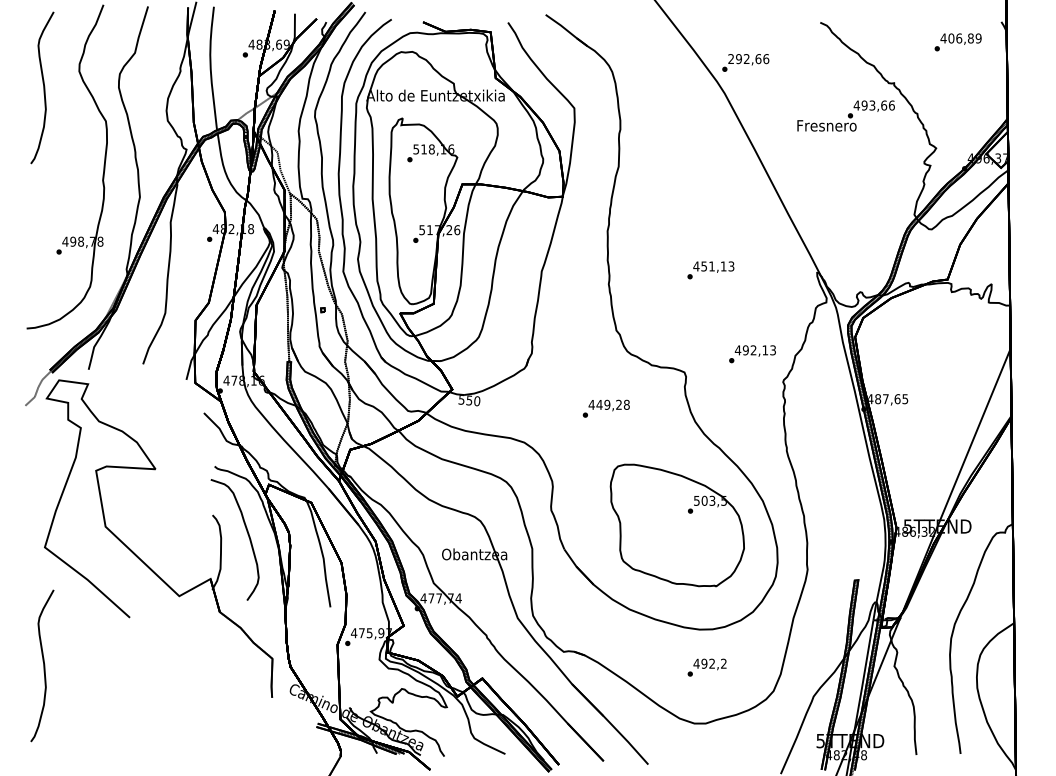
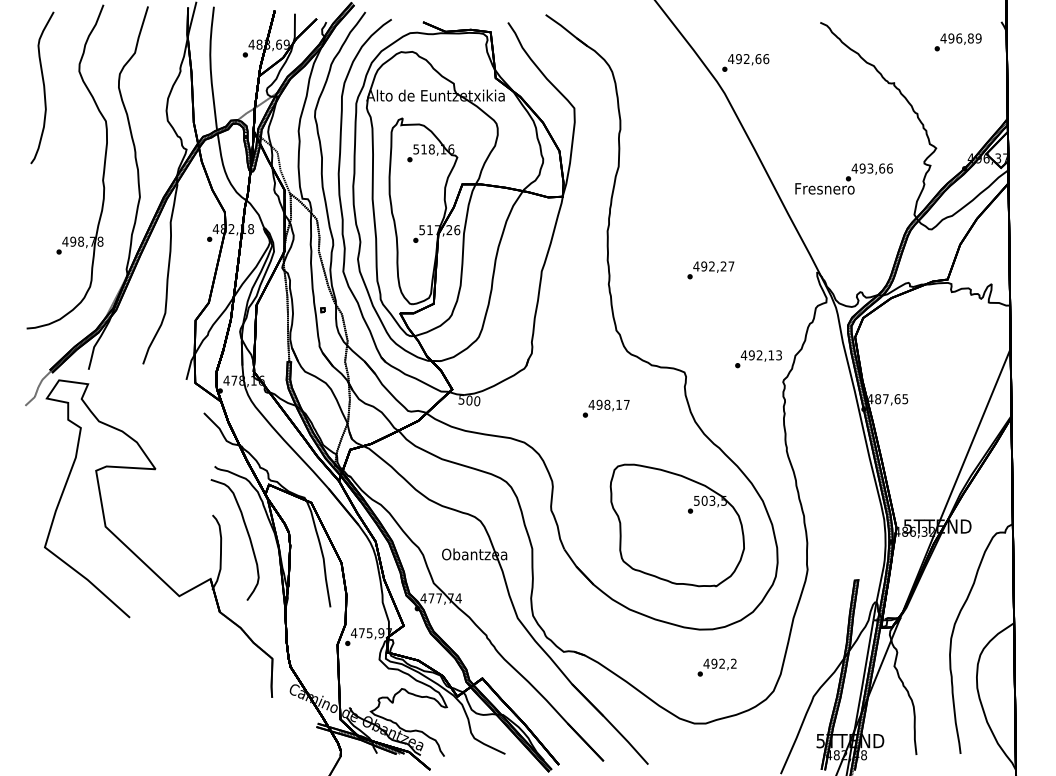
text: 406,89 -> 496,89 (951, 38)
text: 292,66 -> 492,66 (731, 58)
text position: (845, 115) -> (843, 178) (843, 178)
text: 451,13 -> 492,27 (717, 266)
text position: (752, 354) -> (758, 359) (758, 359)
text: 550 -> 500 (469, 400)
text: 449,28 -> 498,17 (612, 404)
curve: present -> none (43, 665)
text position: (706, 667) -> (716, 667) (716, 667)
